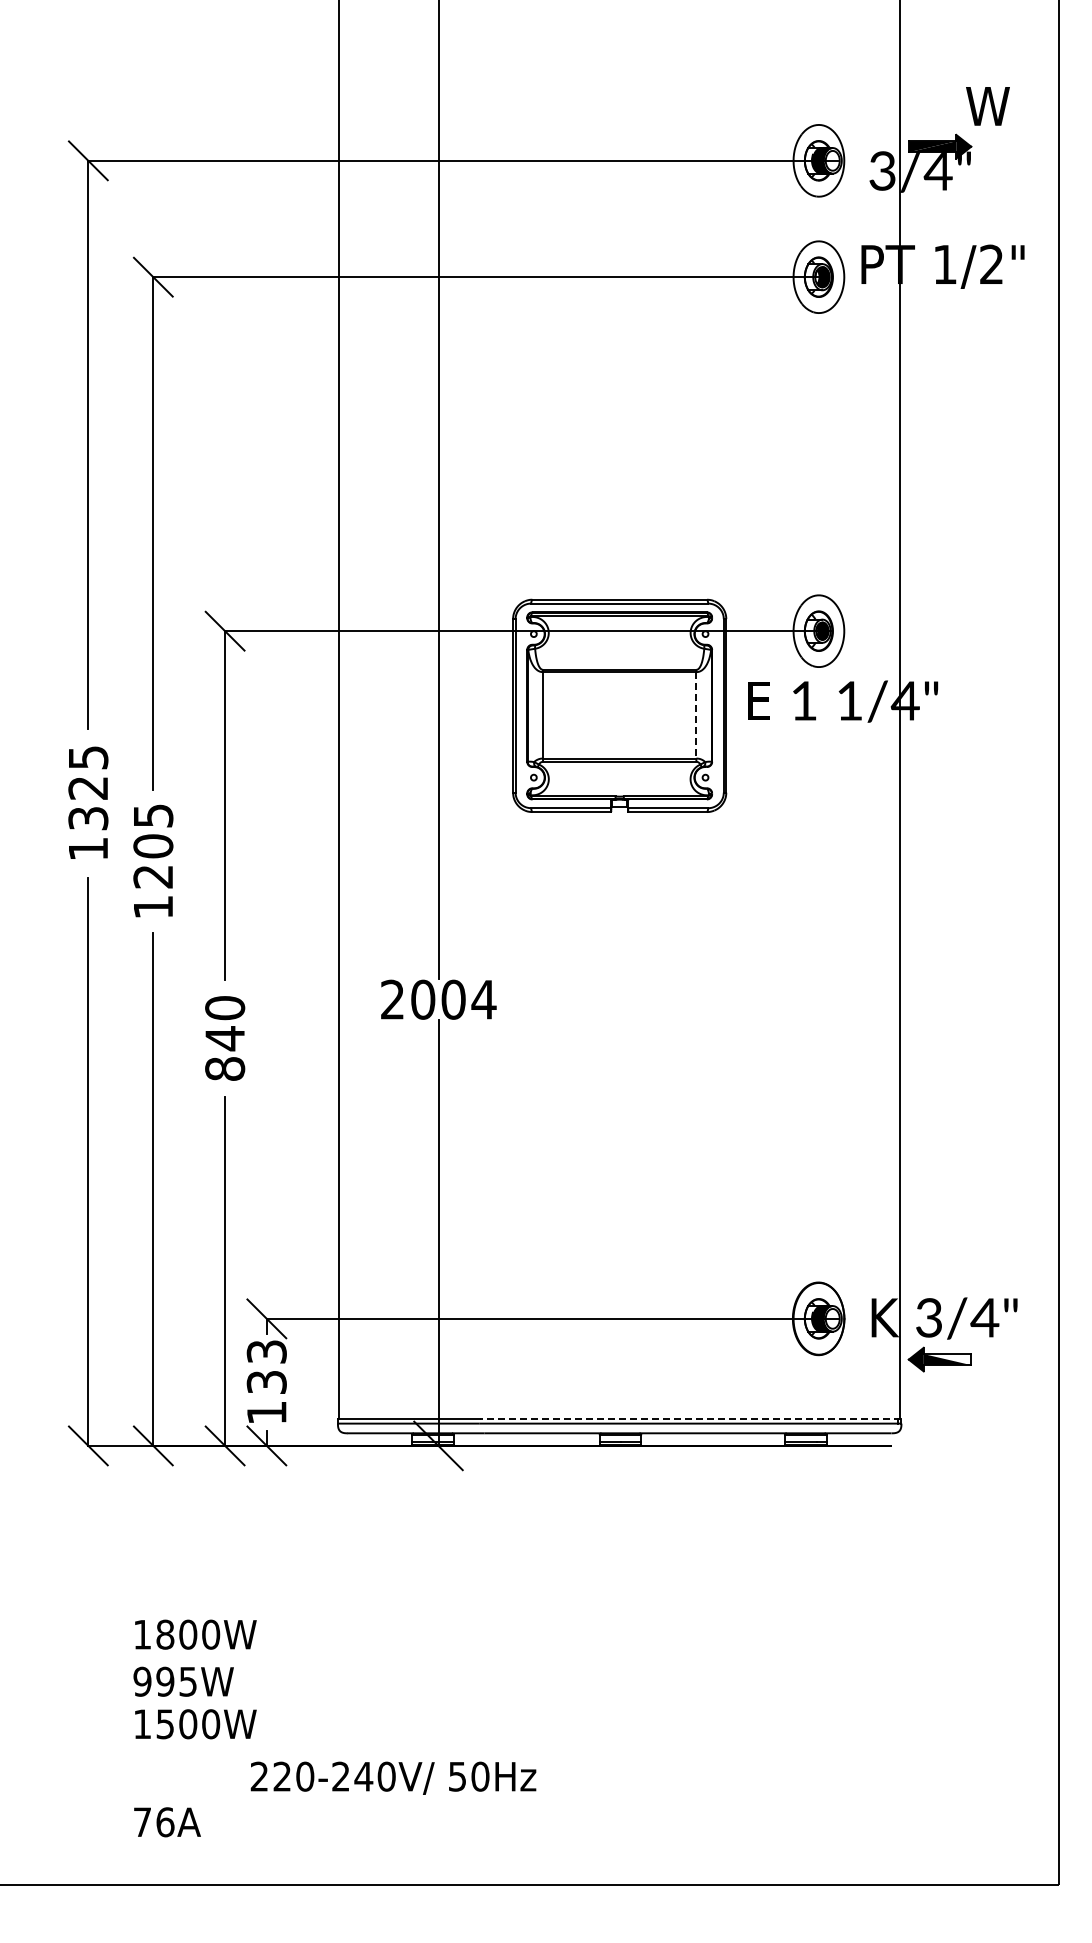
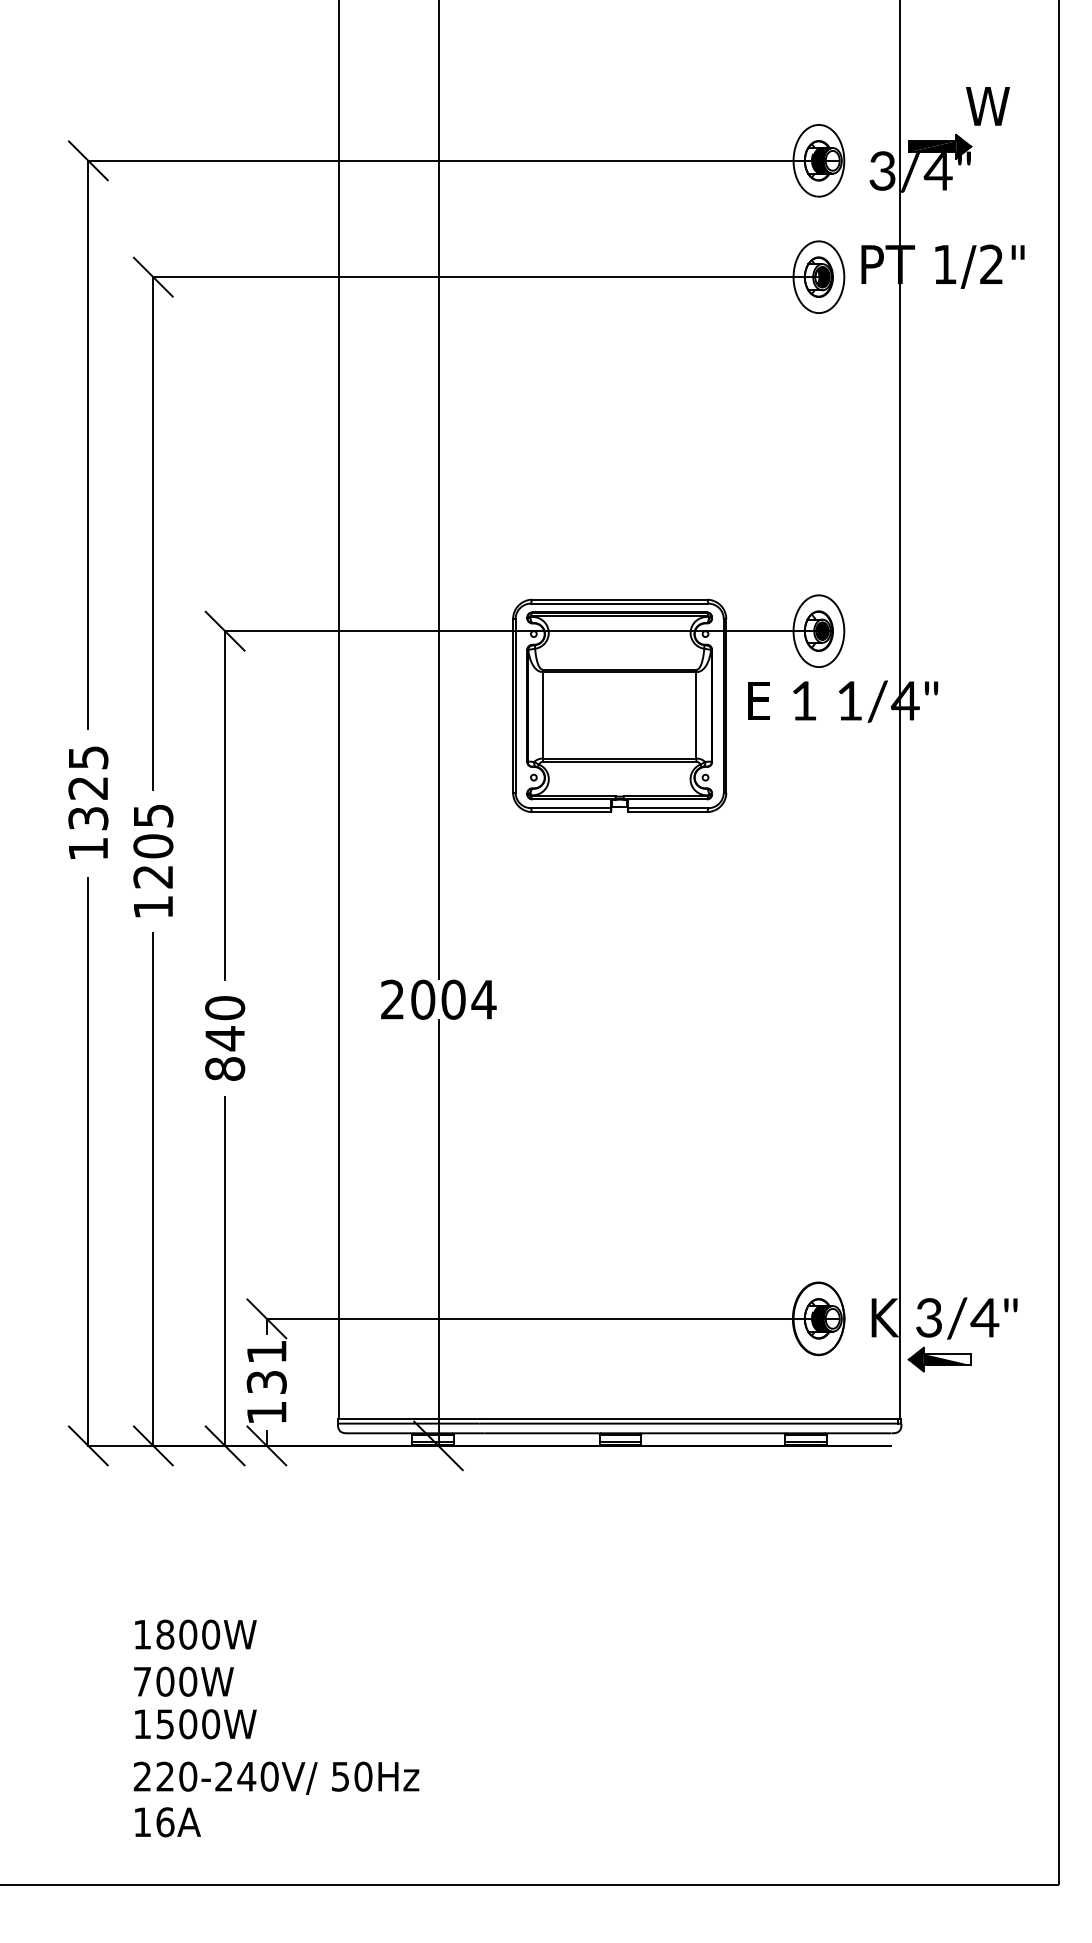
line: dashed -> solid (696, 715)
text: 133 -> 131 (266, 1351)
line: dashed -> solid (690, 1418)
text: 995W -> 700W (165, 1681)
text position: (393, 1777) -> (276, 1777) (276, 1777)
text: 76A -> 16A (142, 1821)
